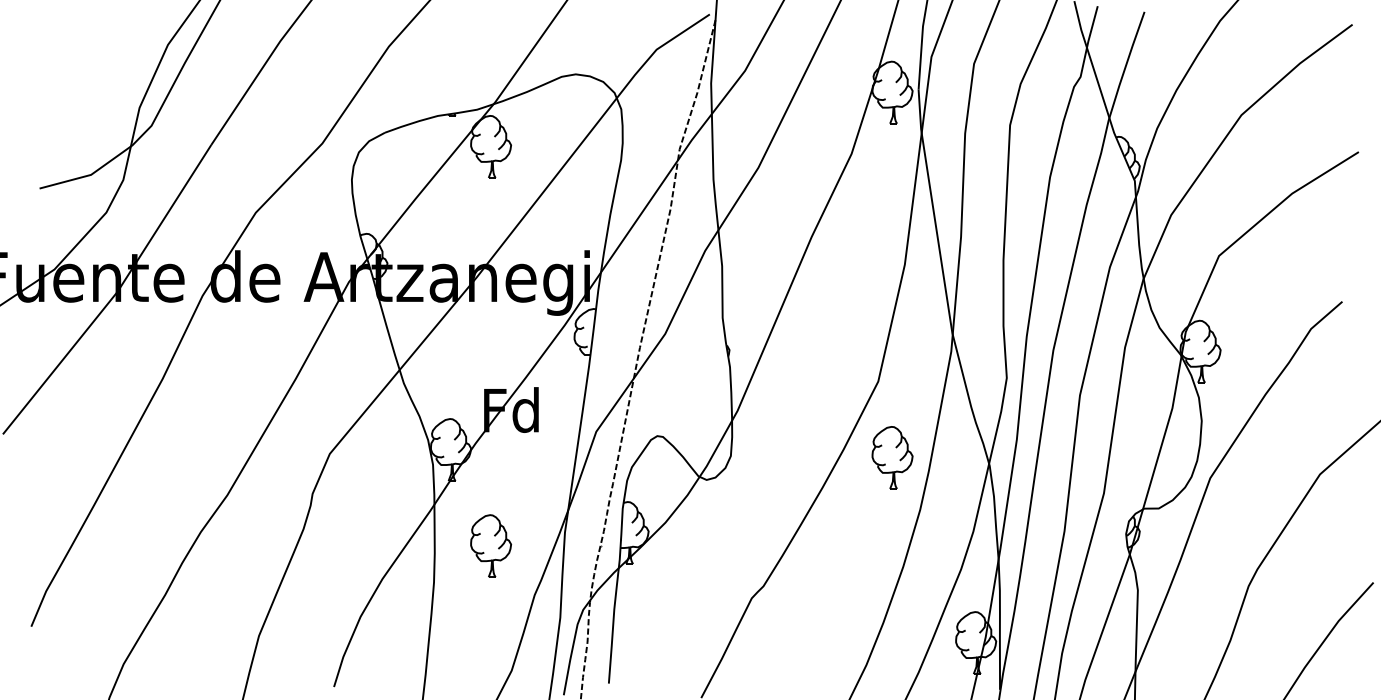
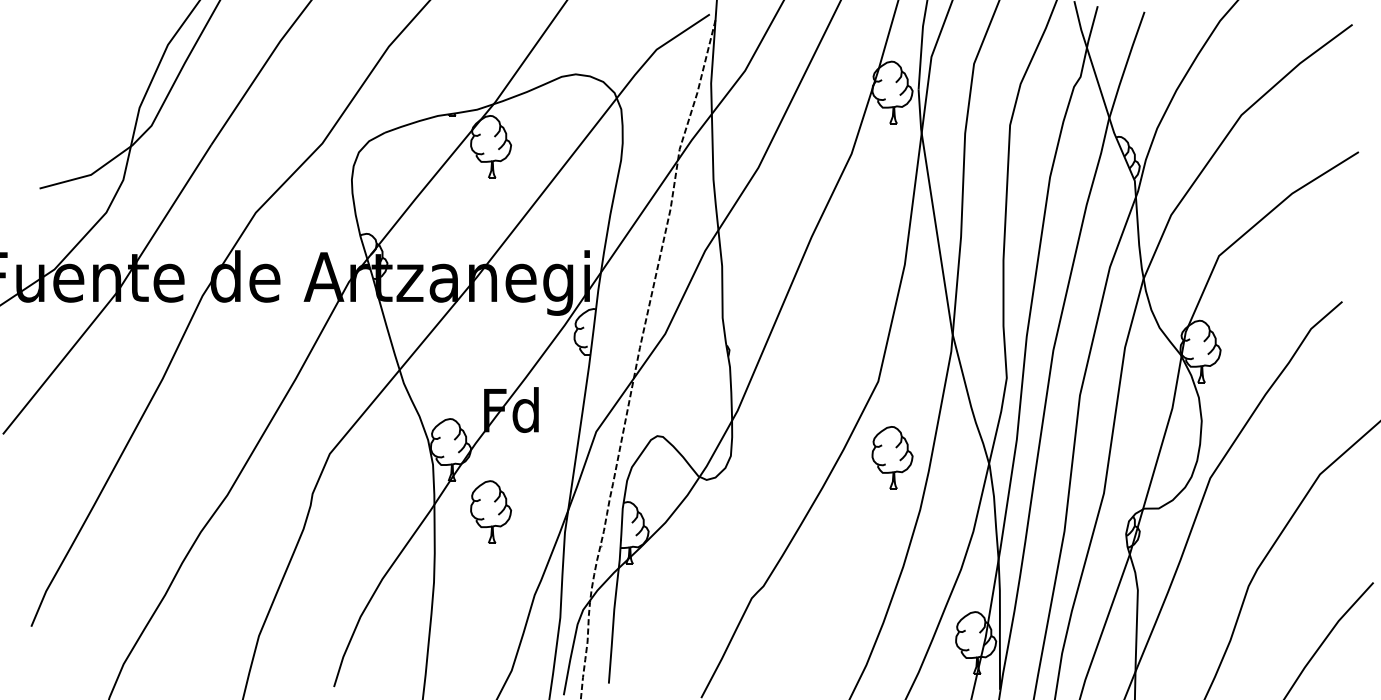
part position: (491, 545) -> (491, 511) (491, 511)
